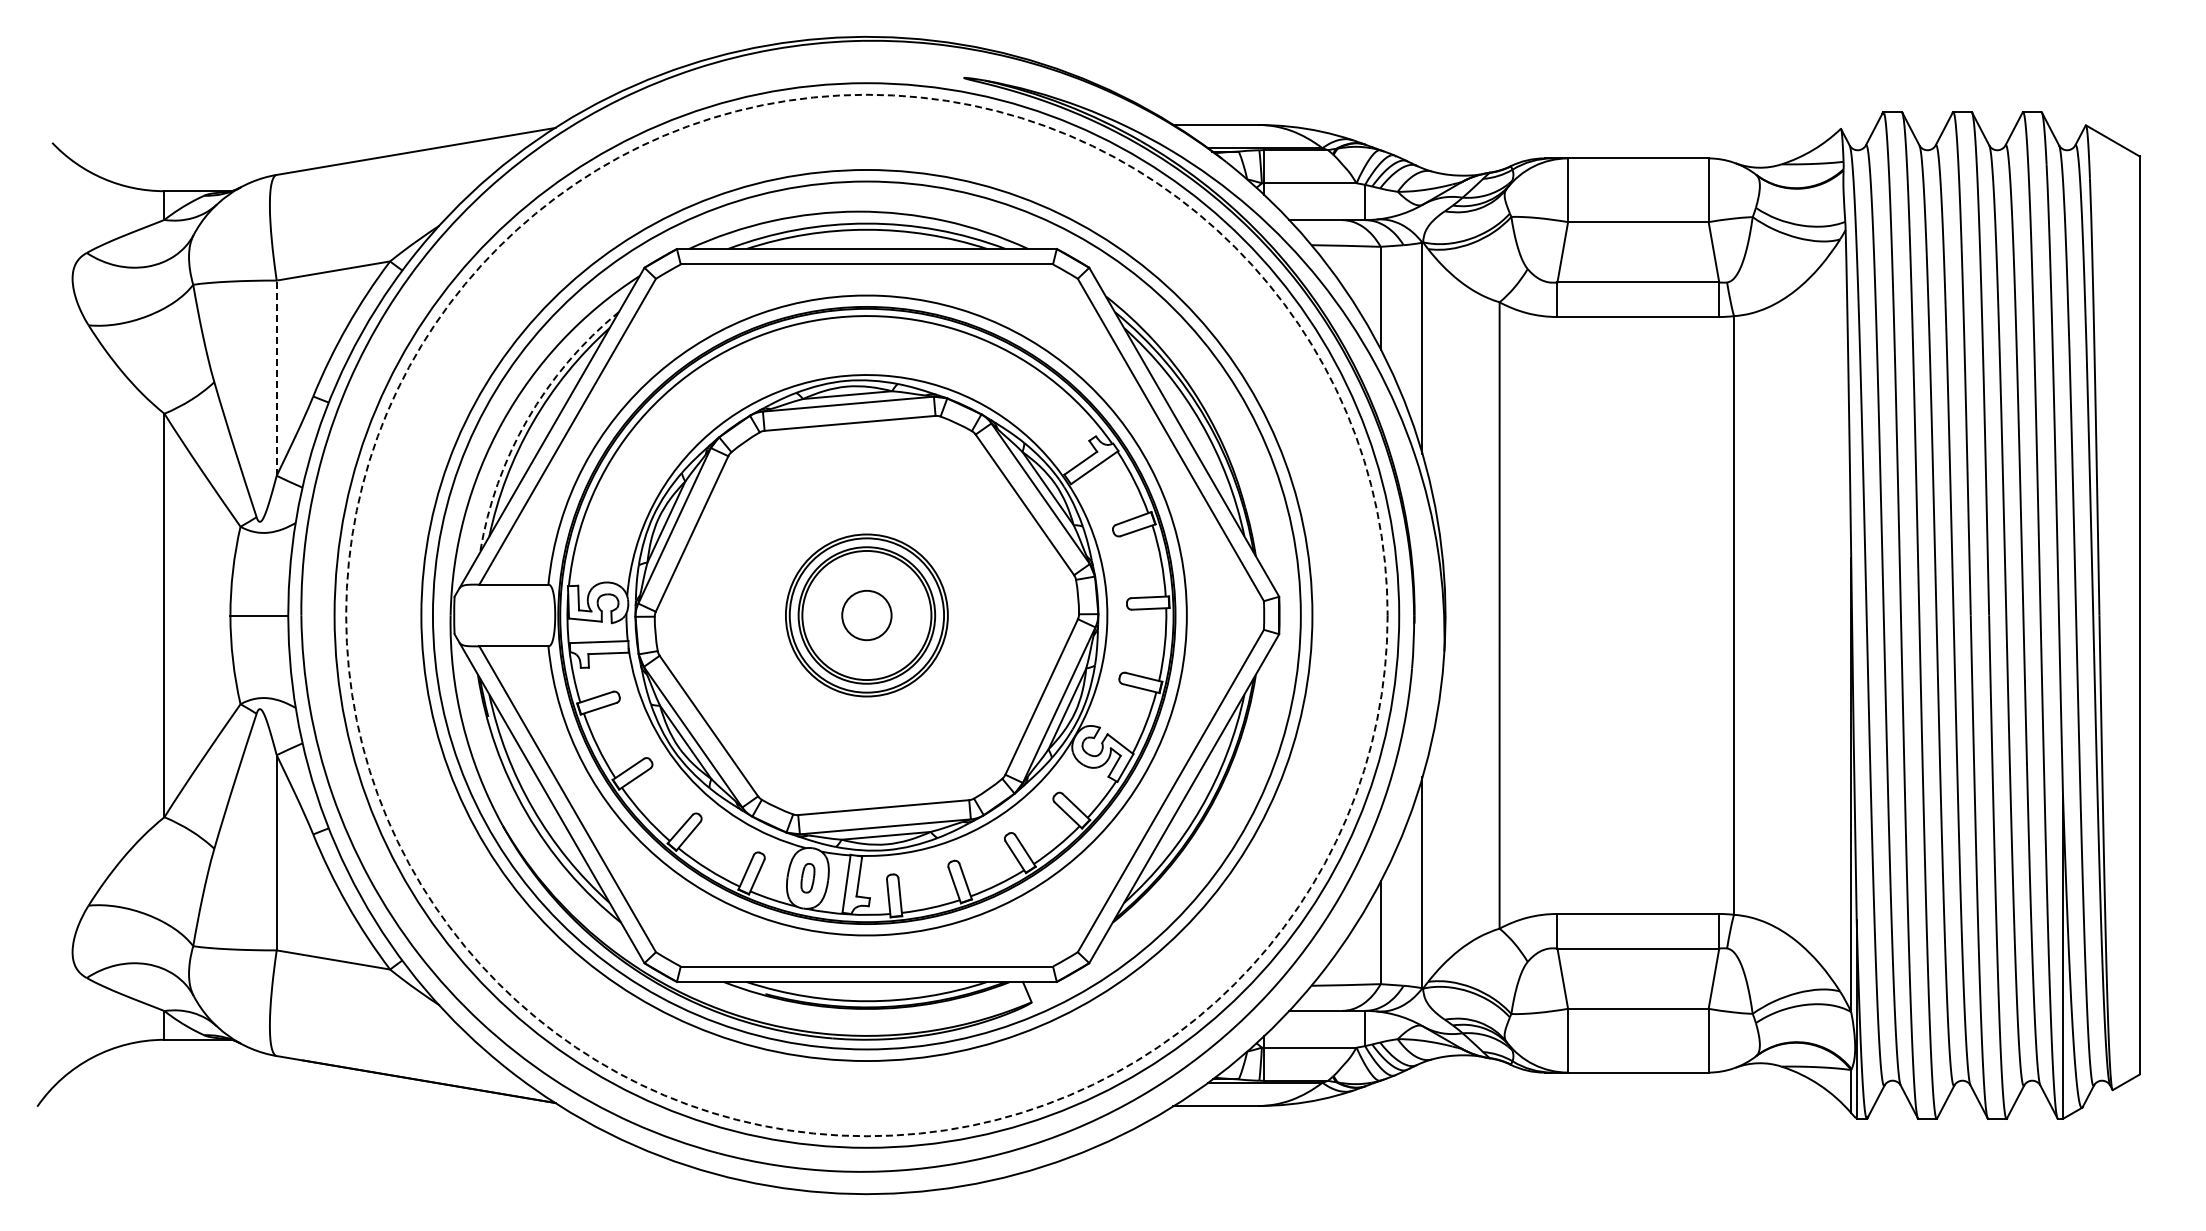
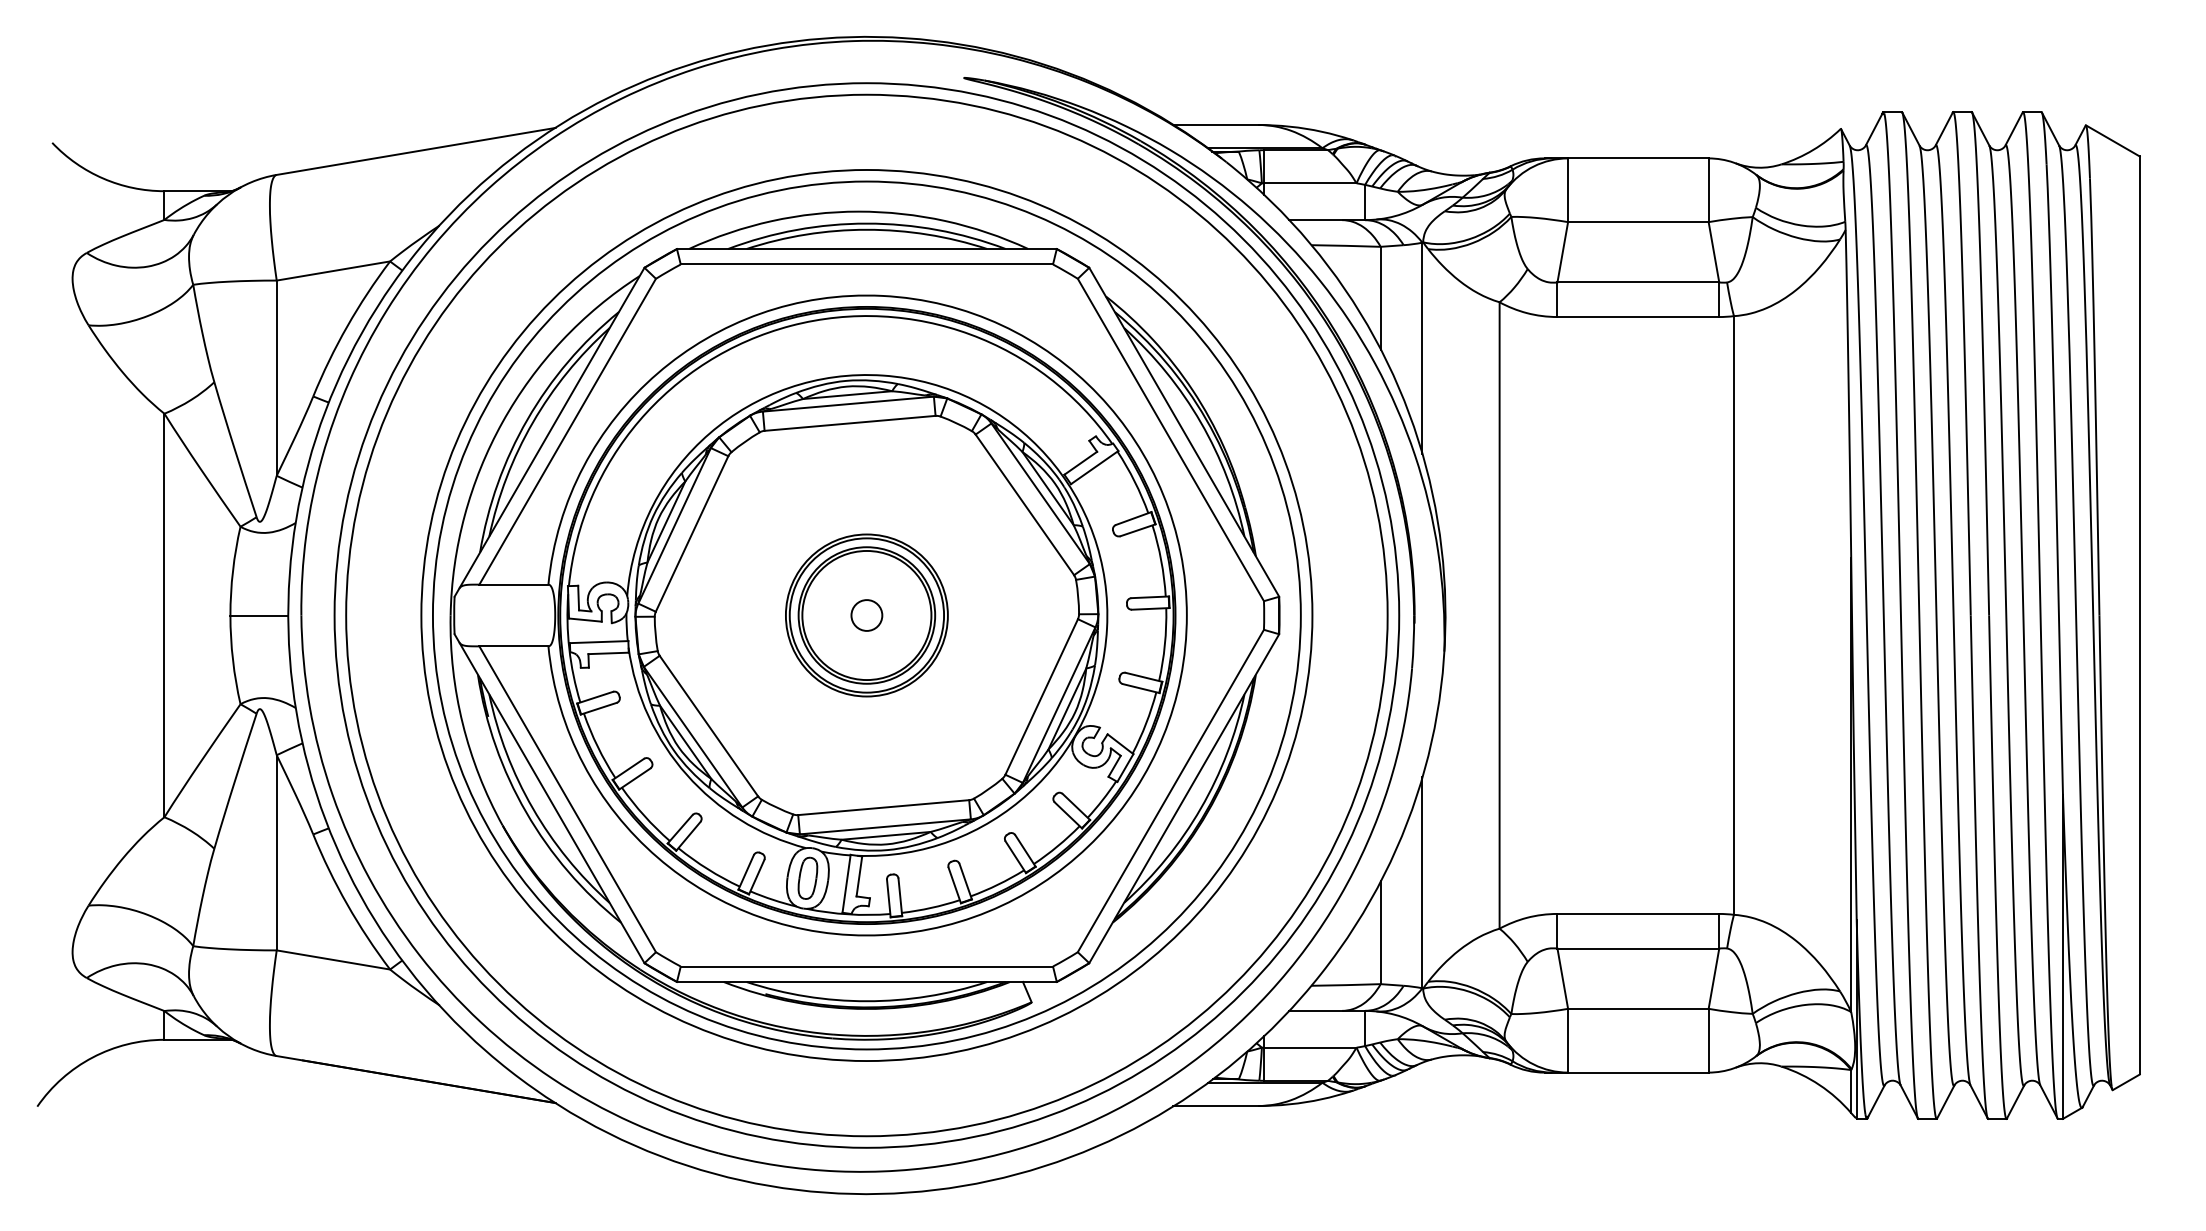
line: dashed -> solid (276, 378)
arc: dashed -> solid (527, 419)
circle diameter: 49 px -> 31 px (866, 615)
circle: dashed -> solid (866, 615)
part size: 16x32 px -> 22x44 px (807, 877)
